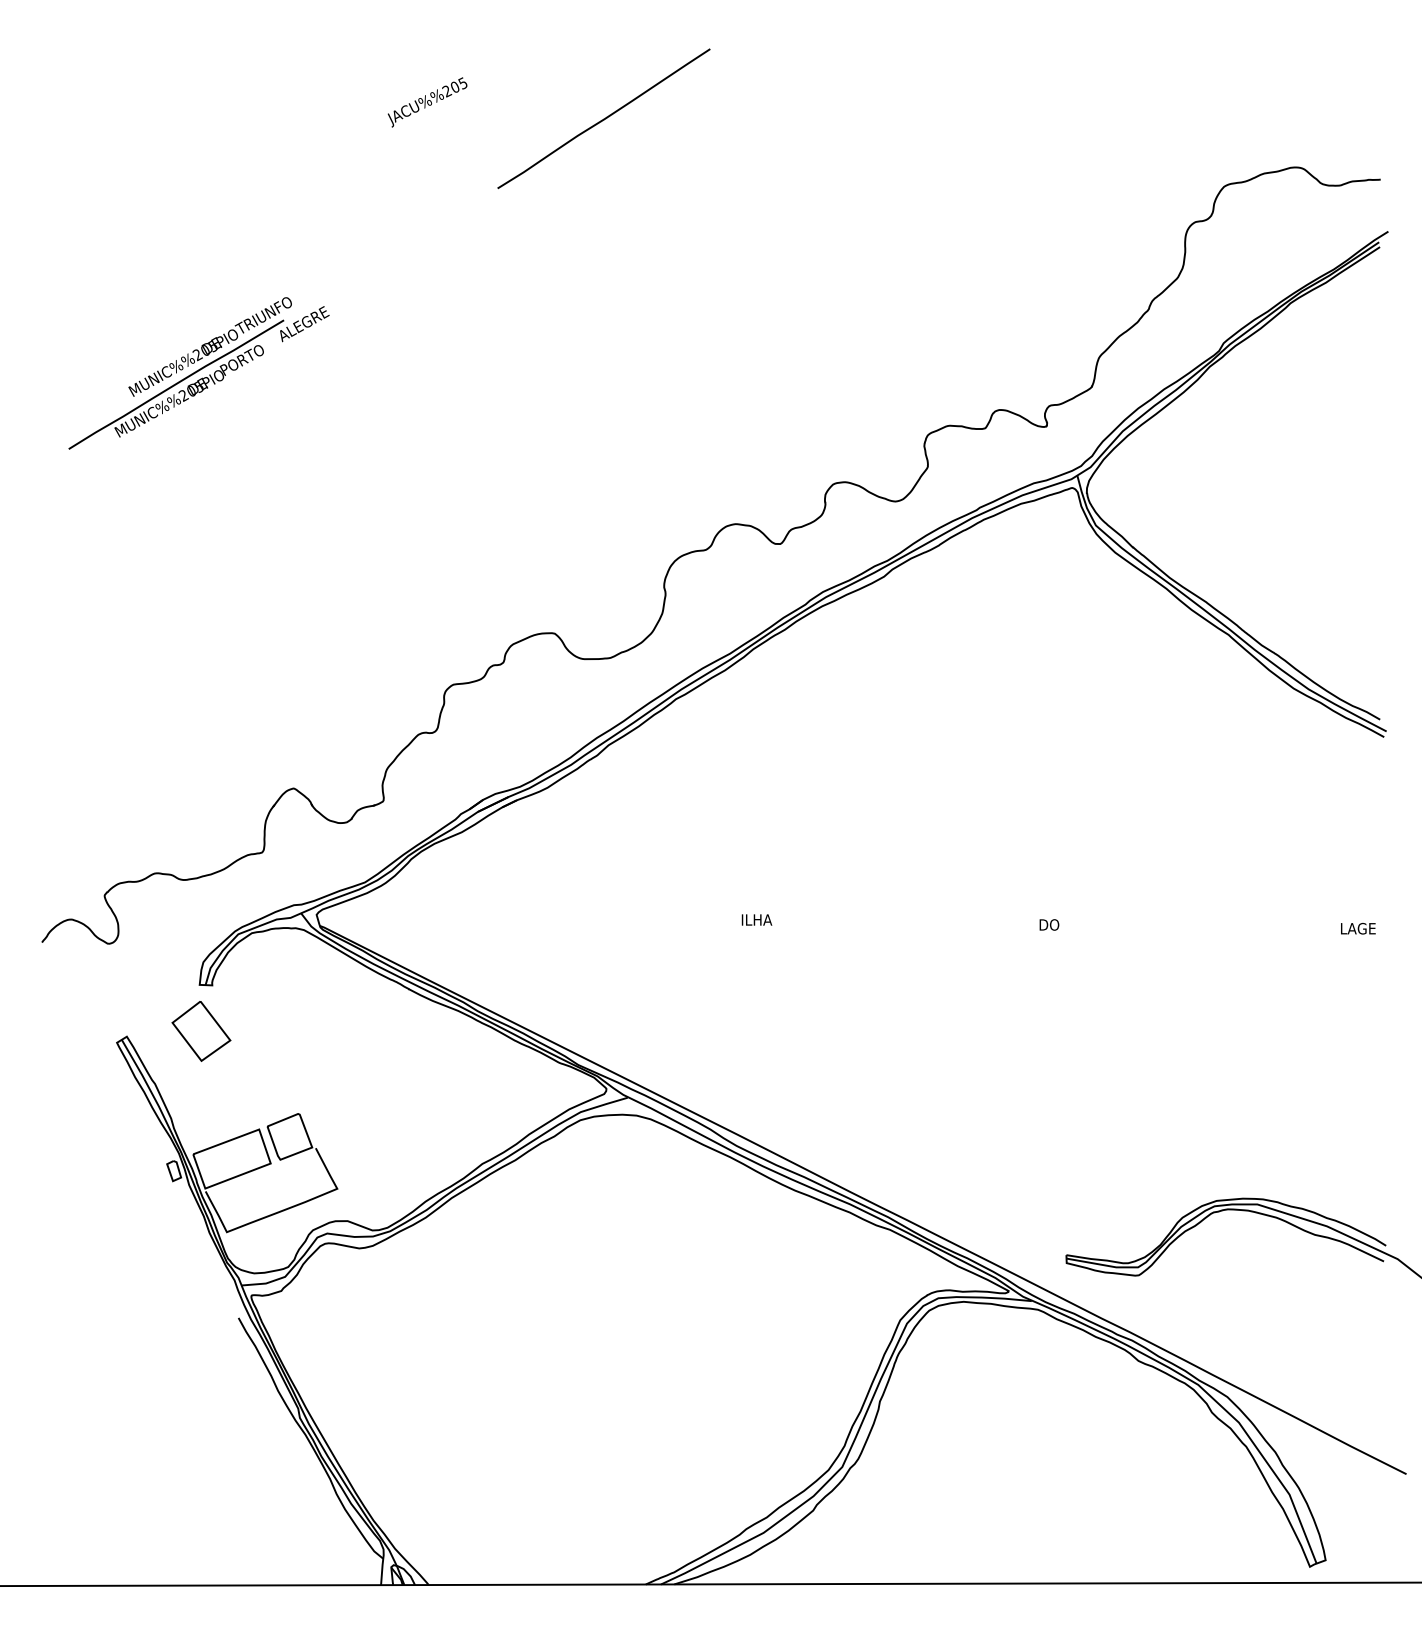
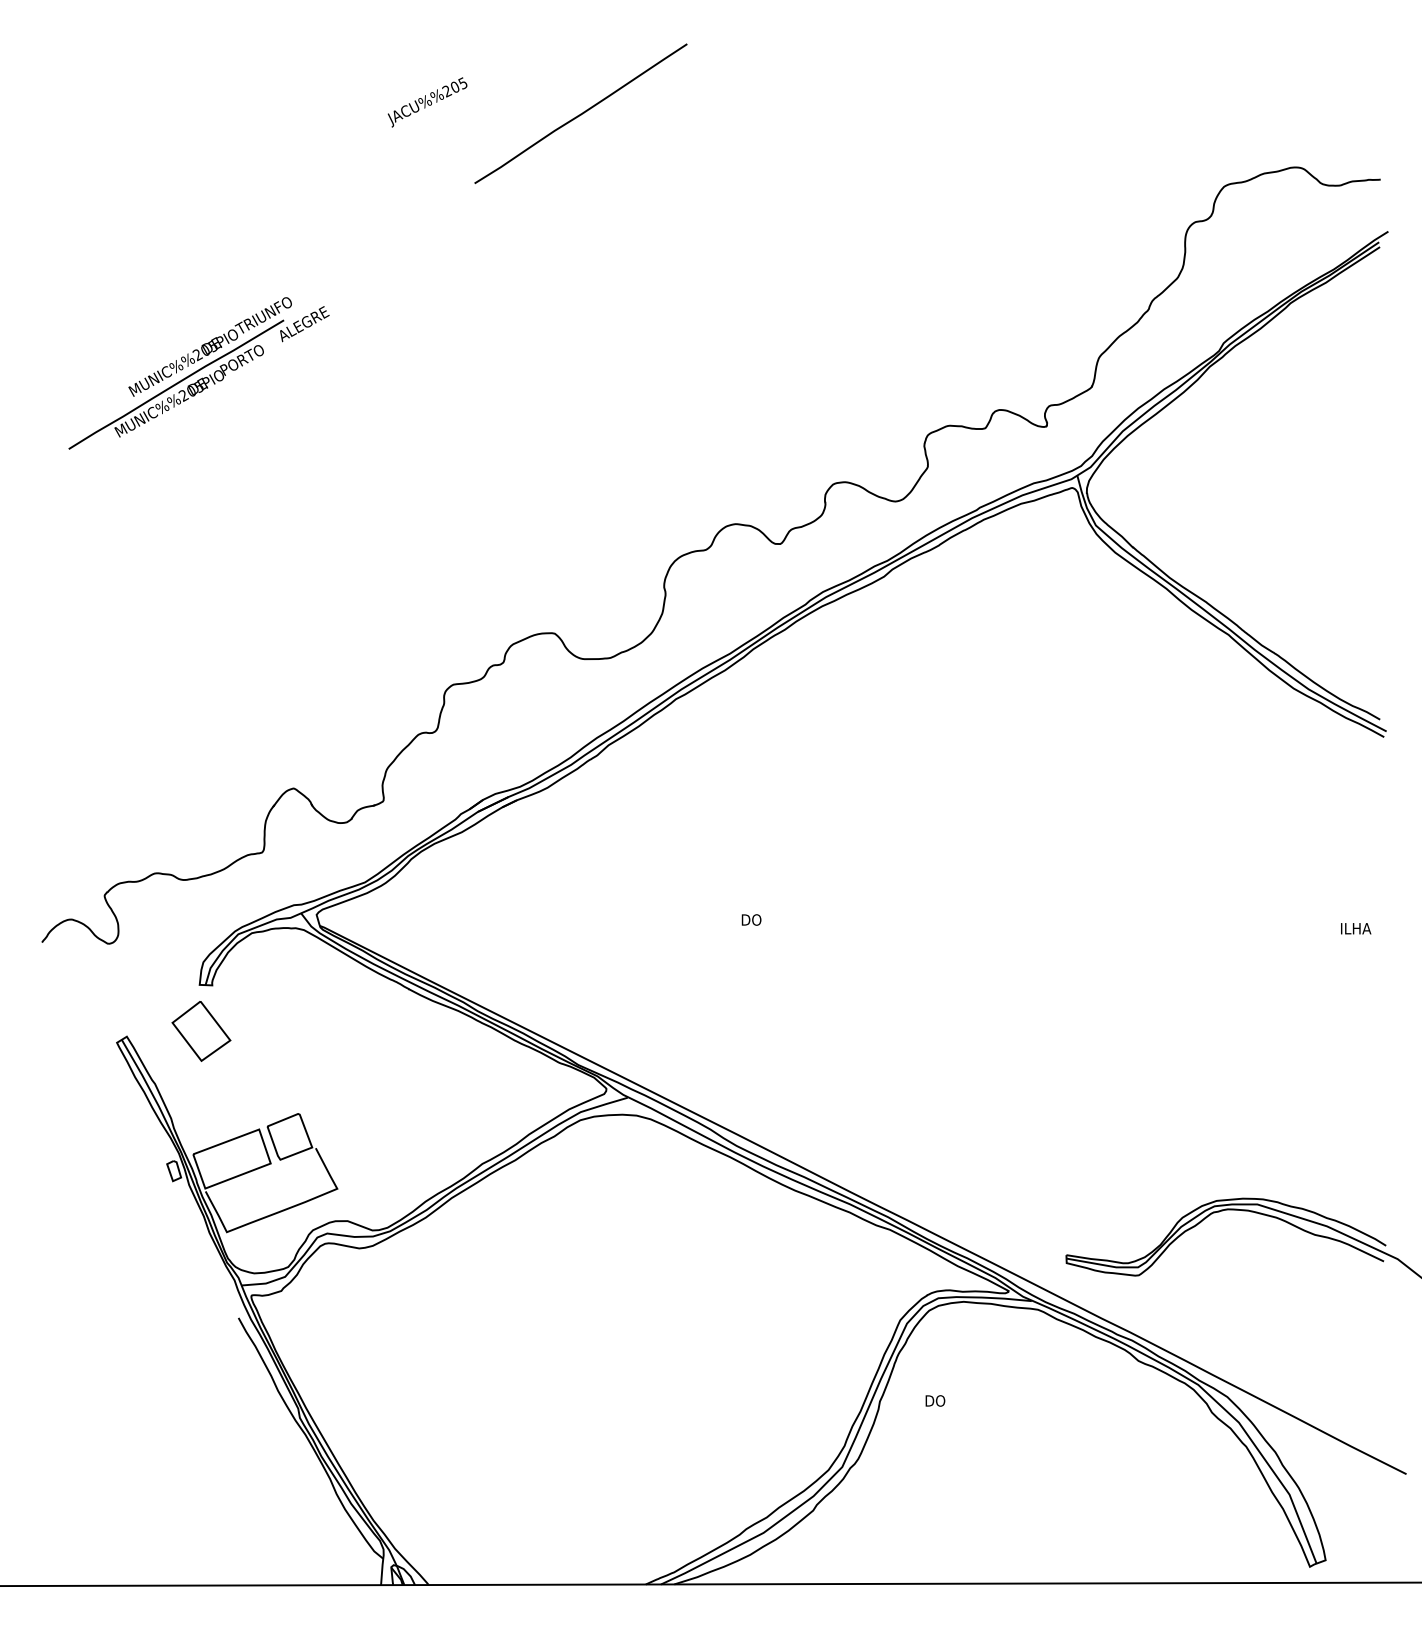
line position: (603, 118) -> (580, 113) (580, 113)
text: ILHA -> DO (757, 919)
text position: (1049, 924) -> (935, 1400) (935, 1400)
text: LAGE -> ILHA (1358, 928)
